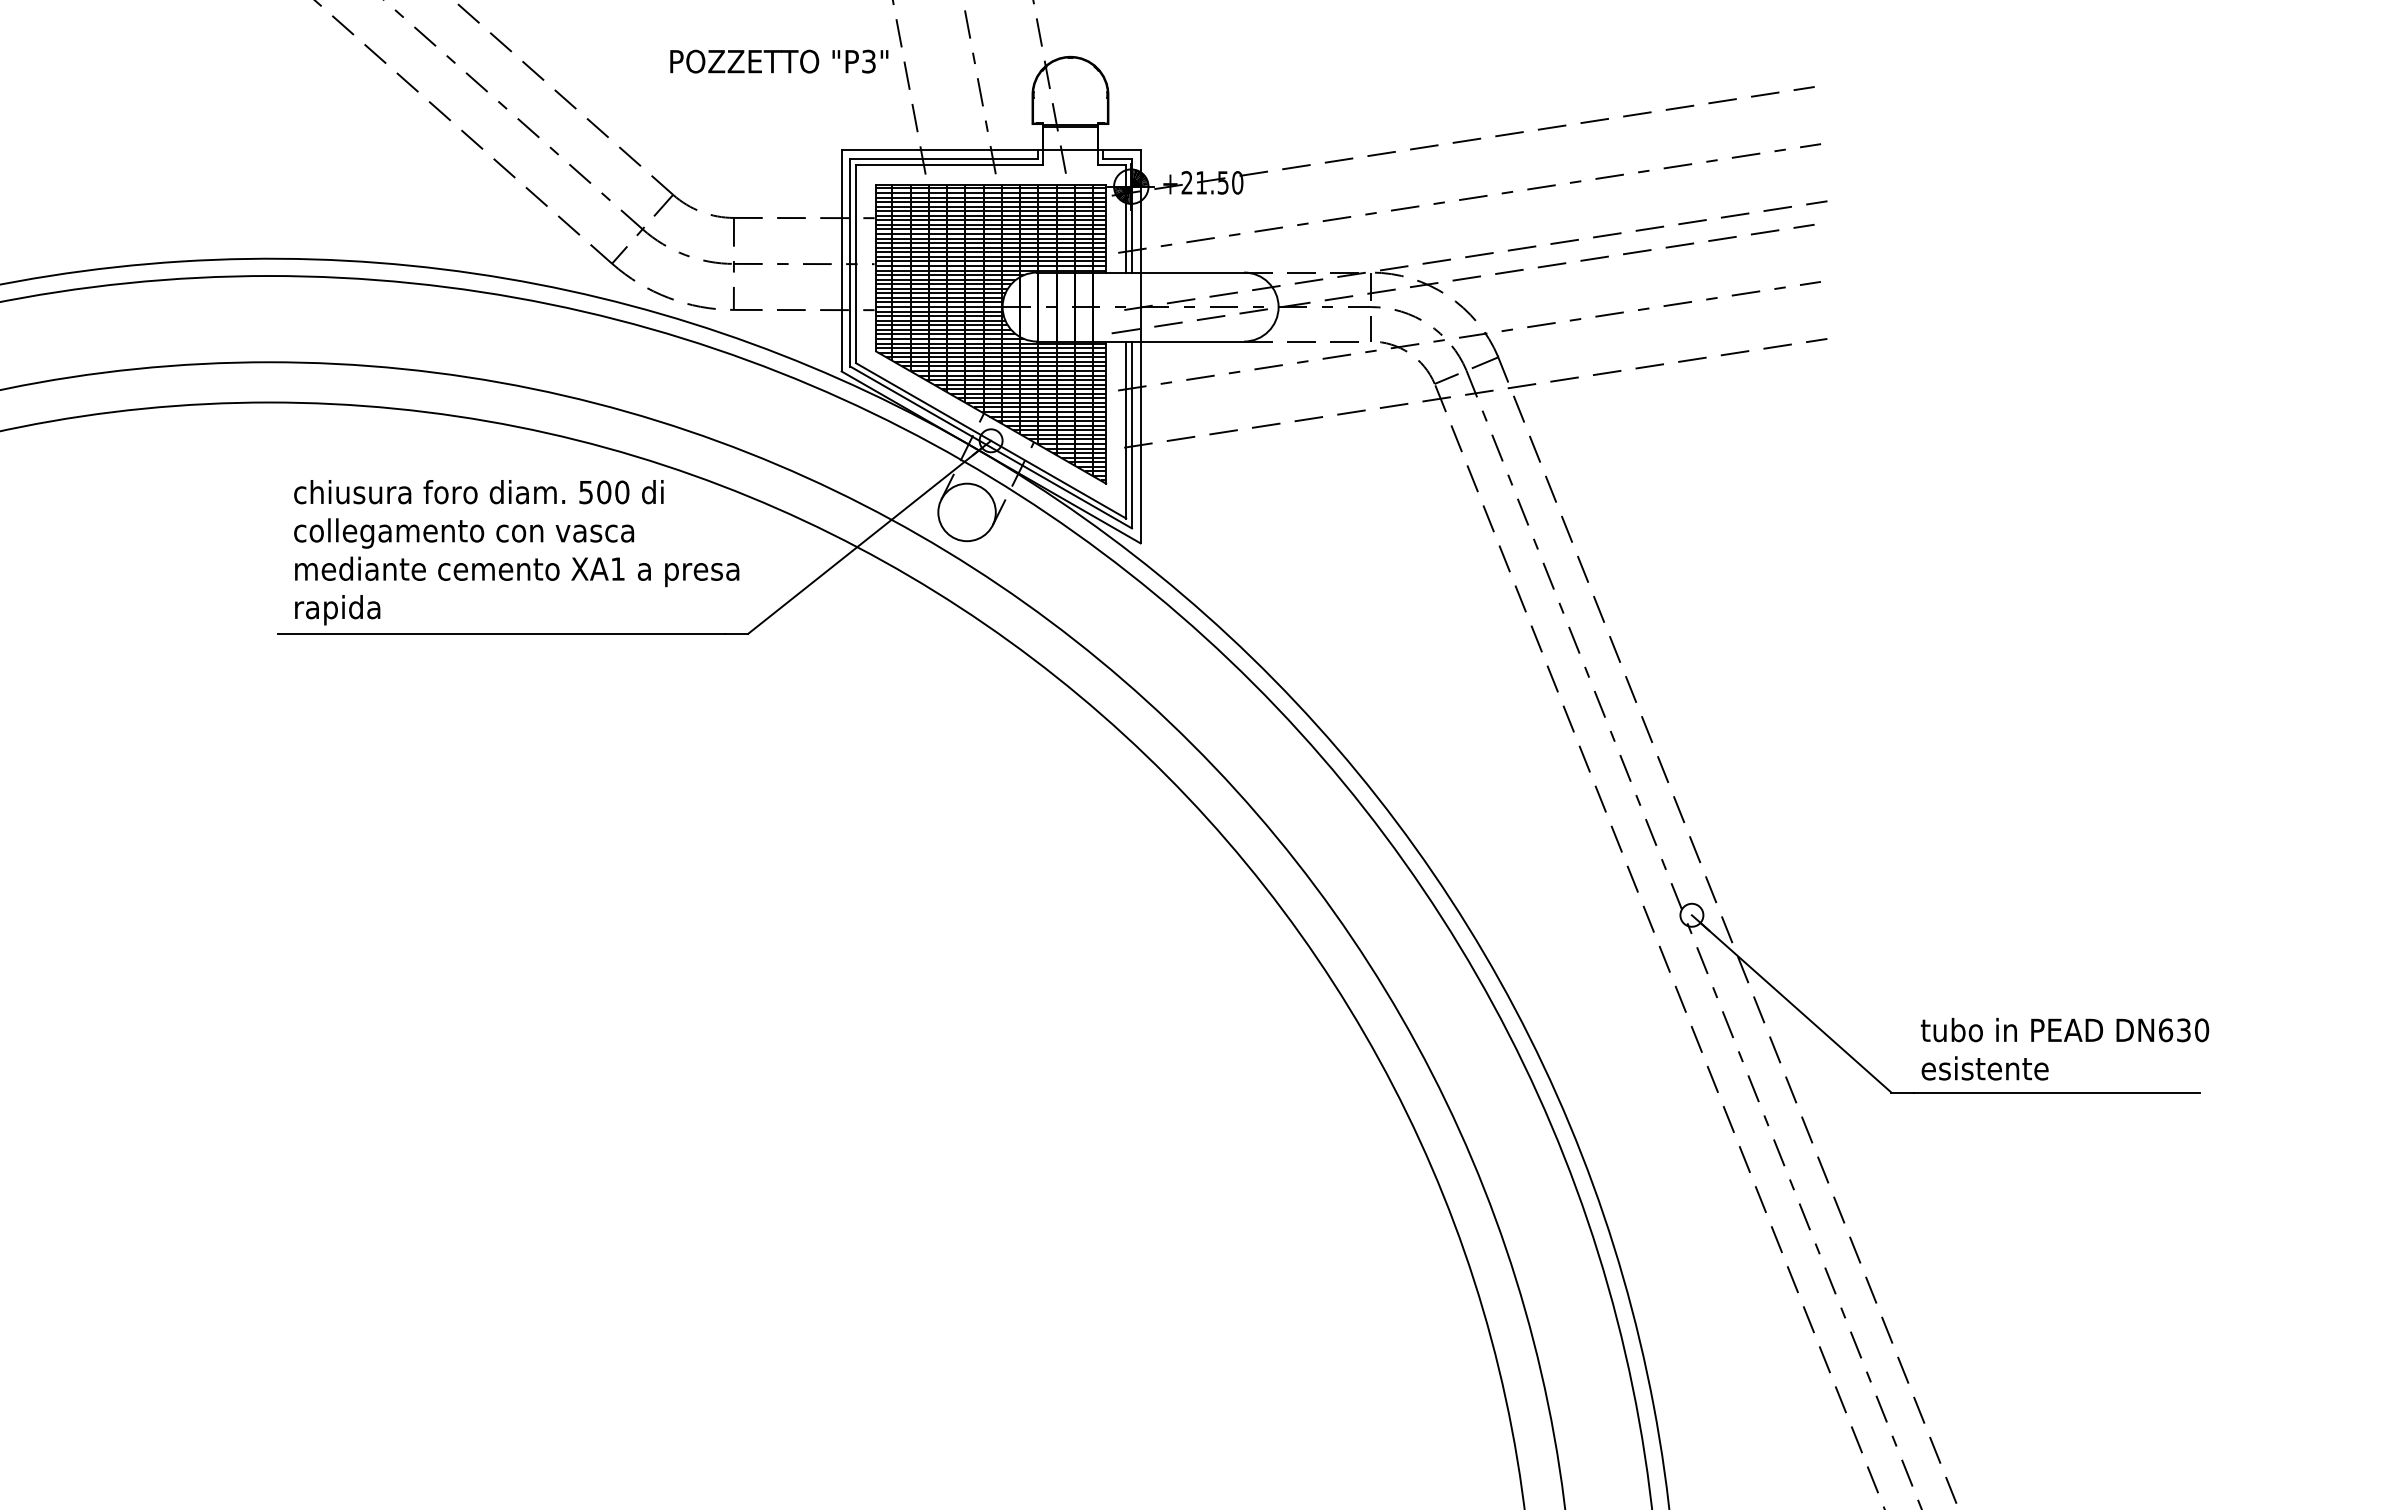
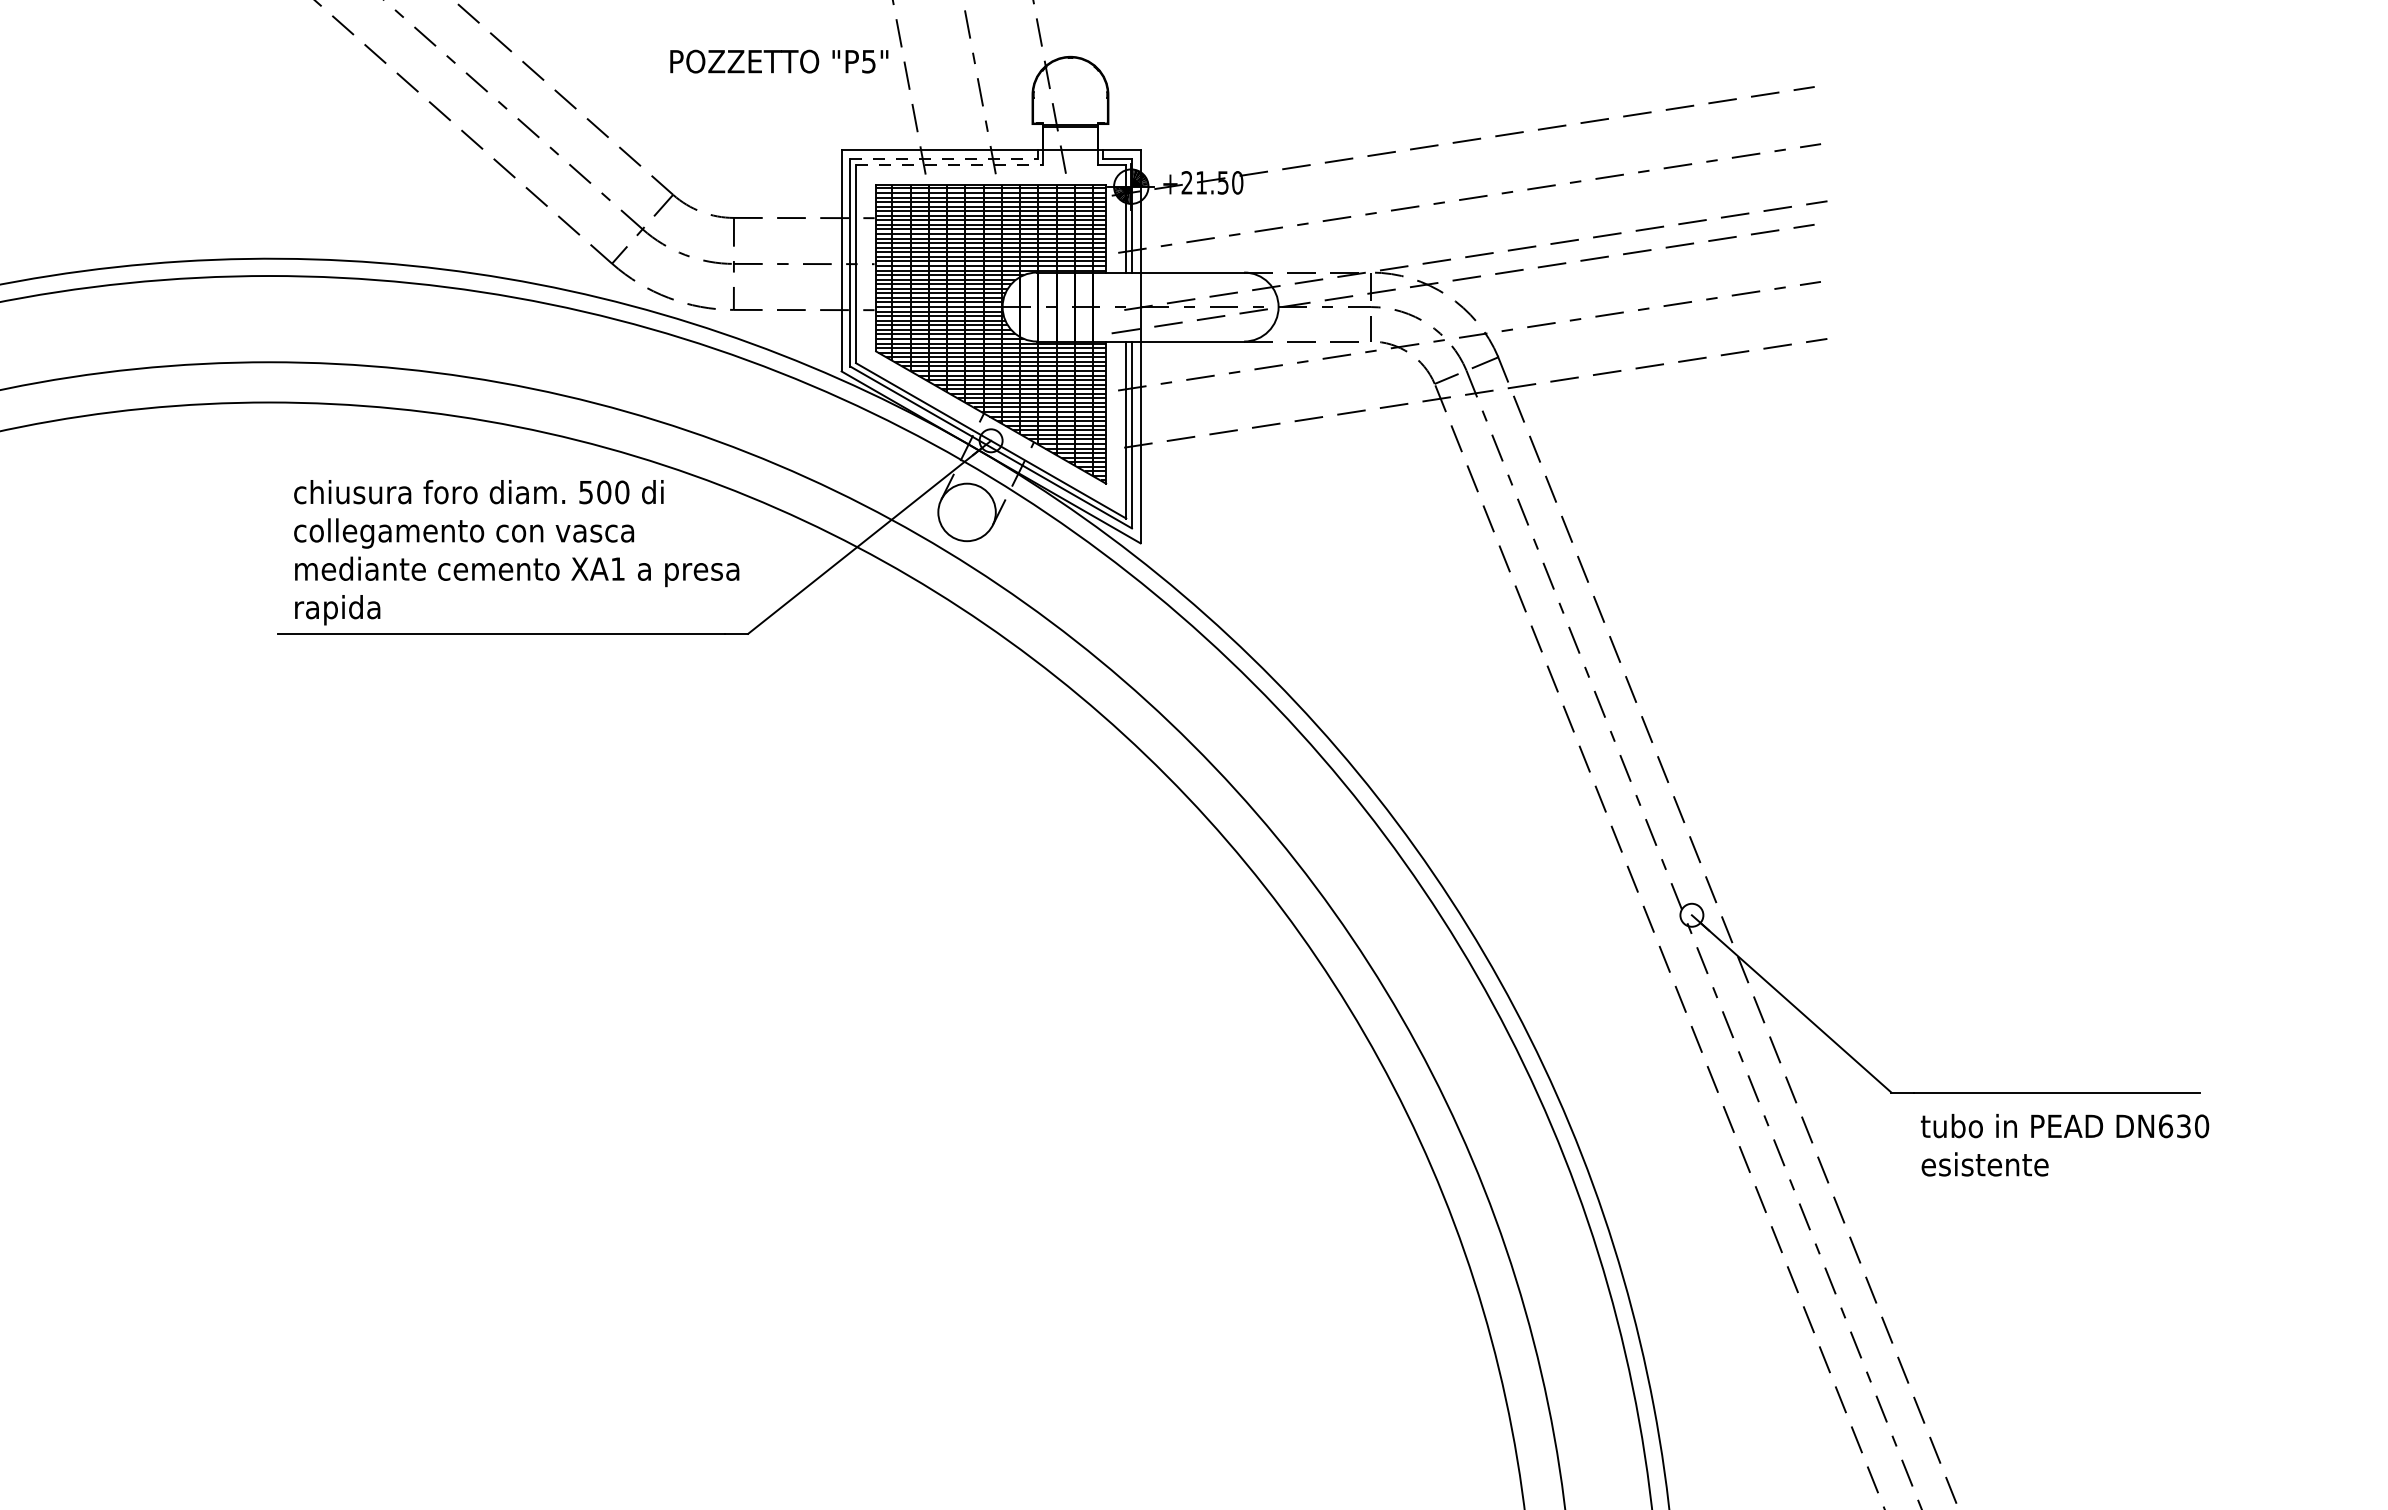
text: "P3" -> "P5" (868, 60)
line: solid -> dashed (943, 158)
line: solid -> dashed (949, 164)
text position: (2064, 1049) -> (2064, 1145) (2064, 1145)
